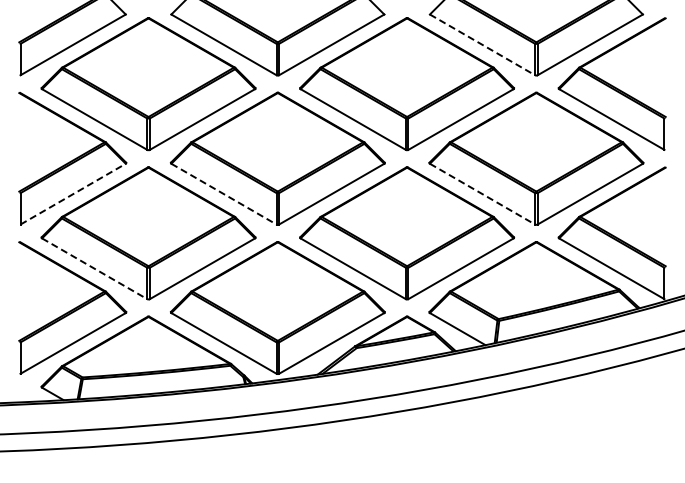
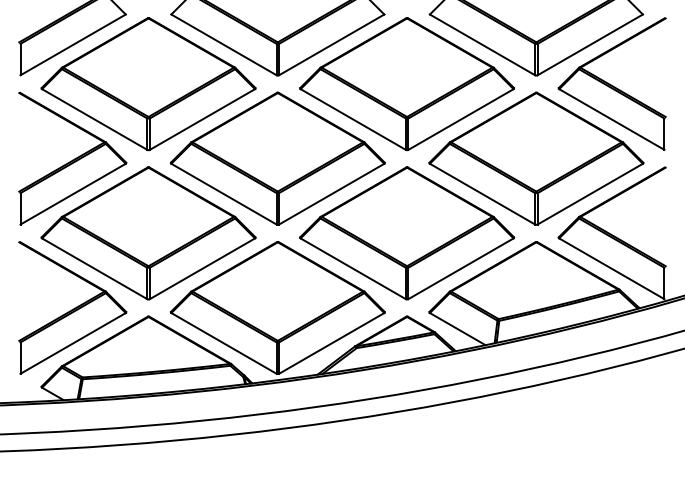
line: dashed -> solid (482, 44)
line: dashed -> solid (73, 194)
line: dashed -> solid (223, 194)
line: dashed -> solid (482, 194)
line: dashed -> solid (94, 268)
